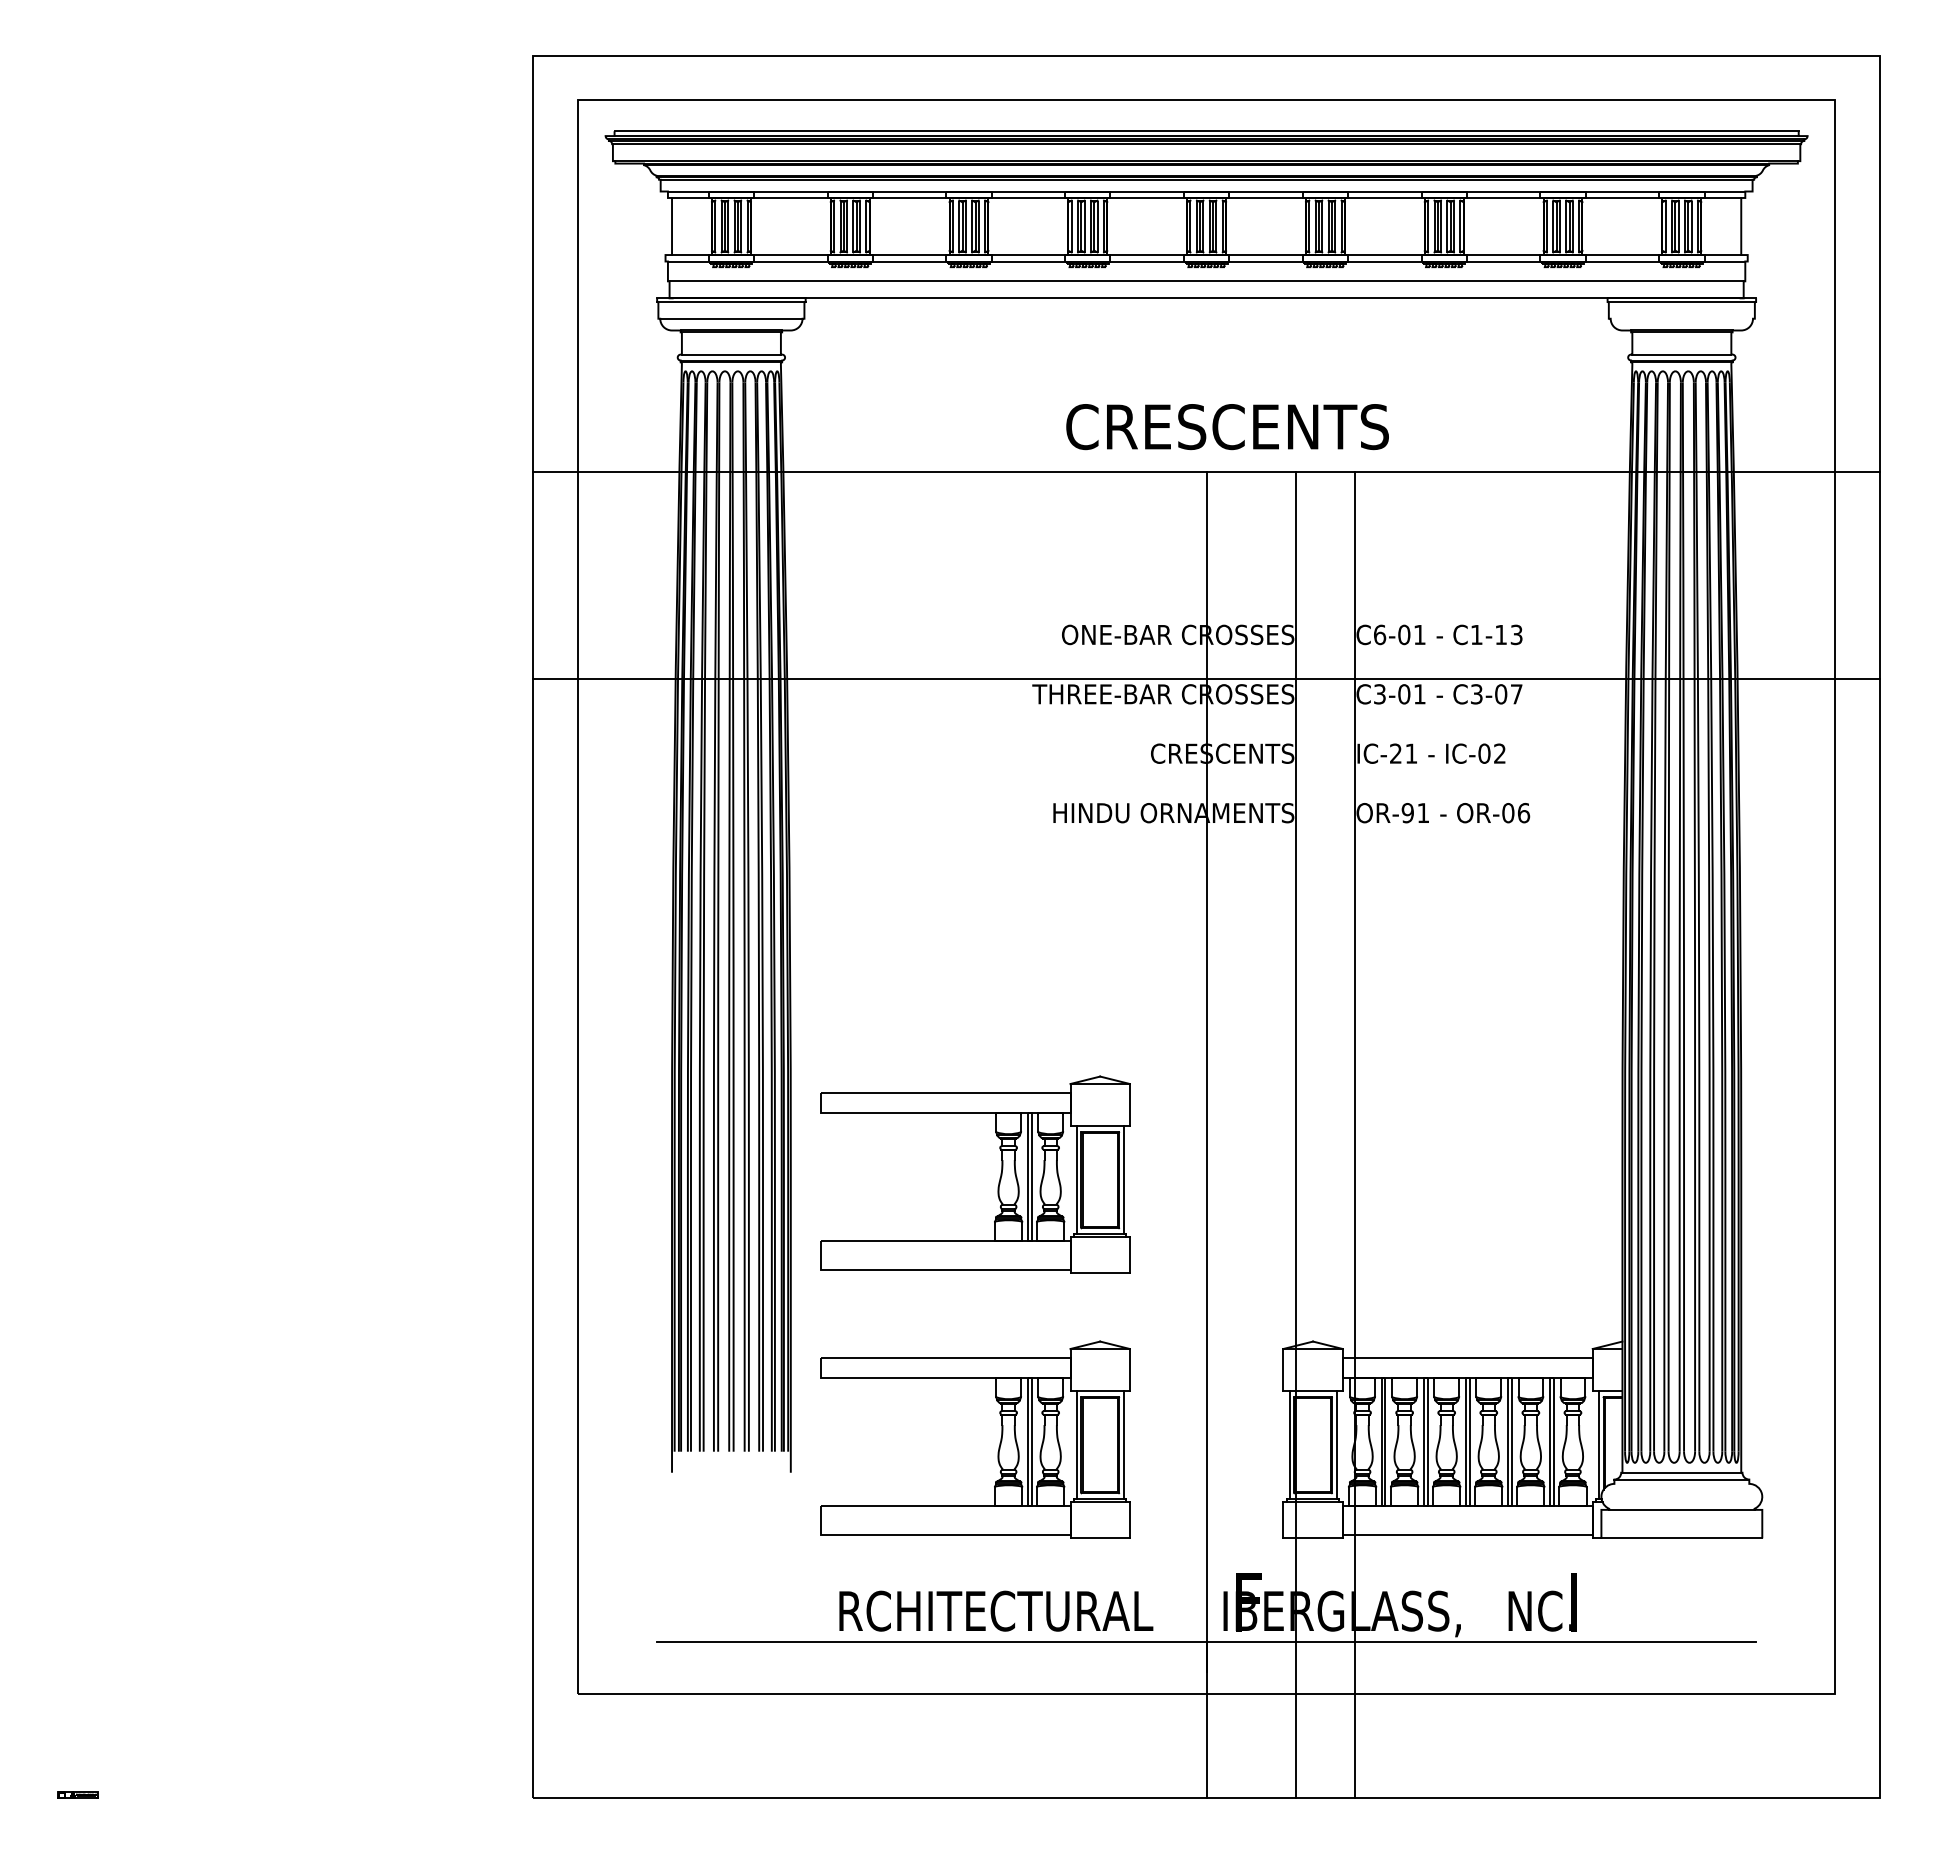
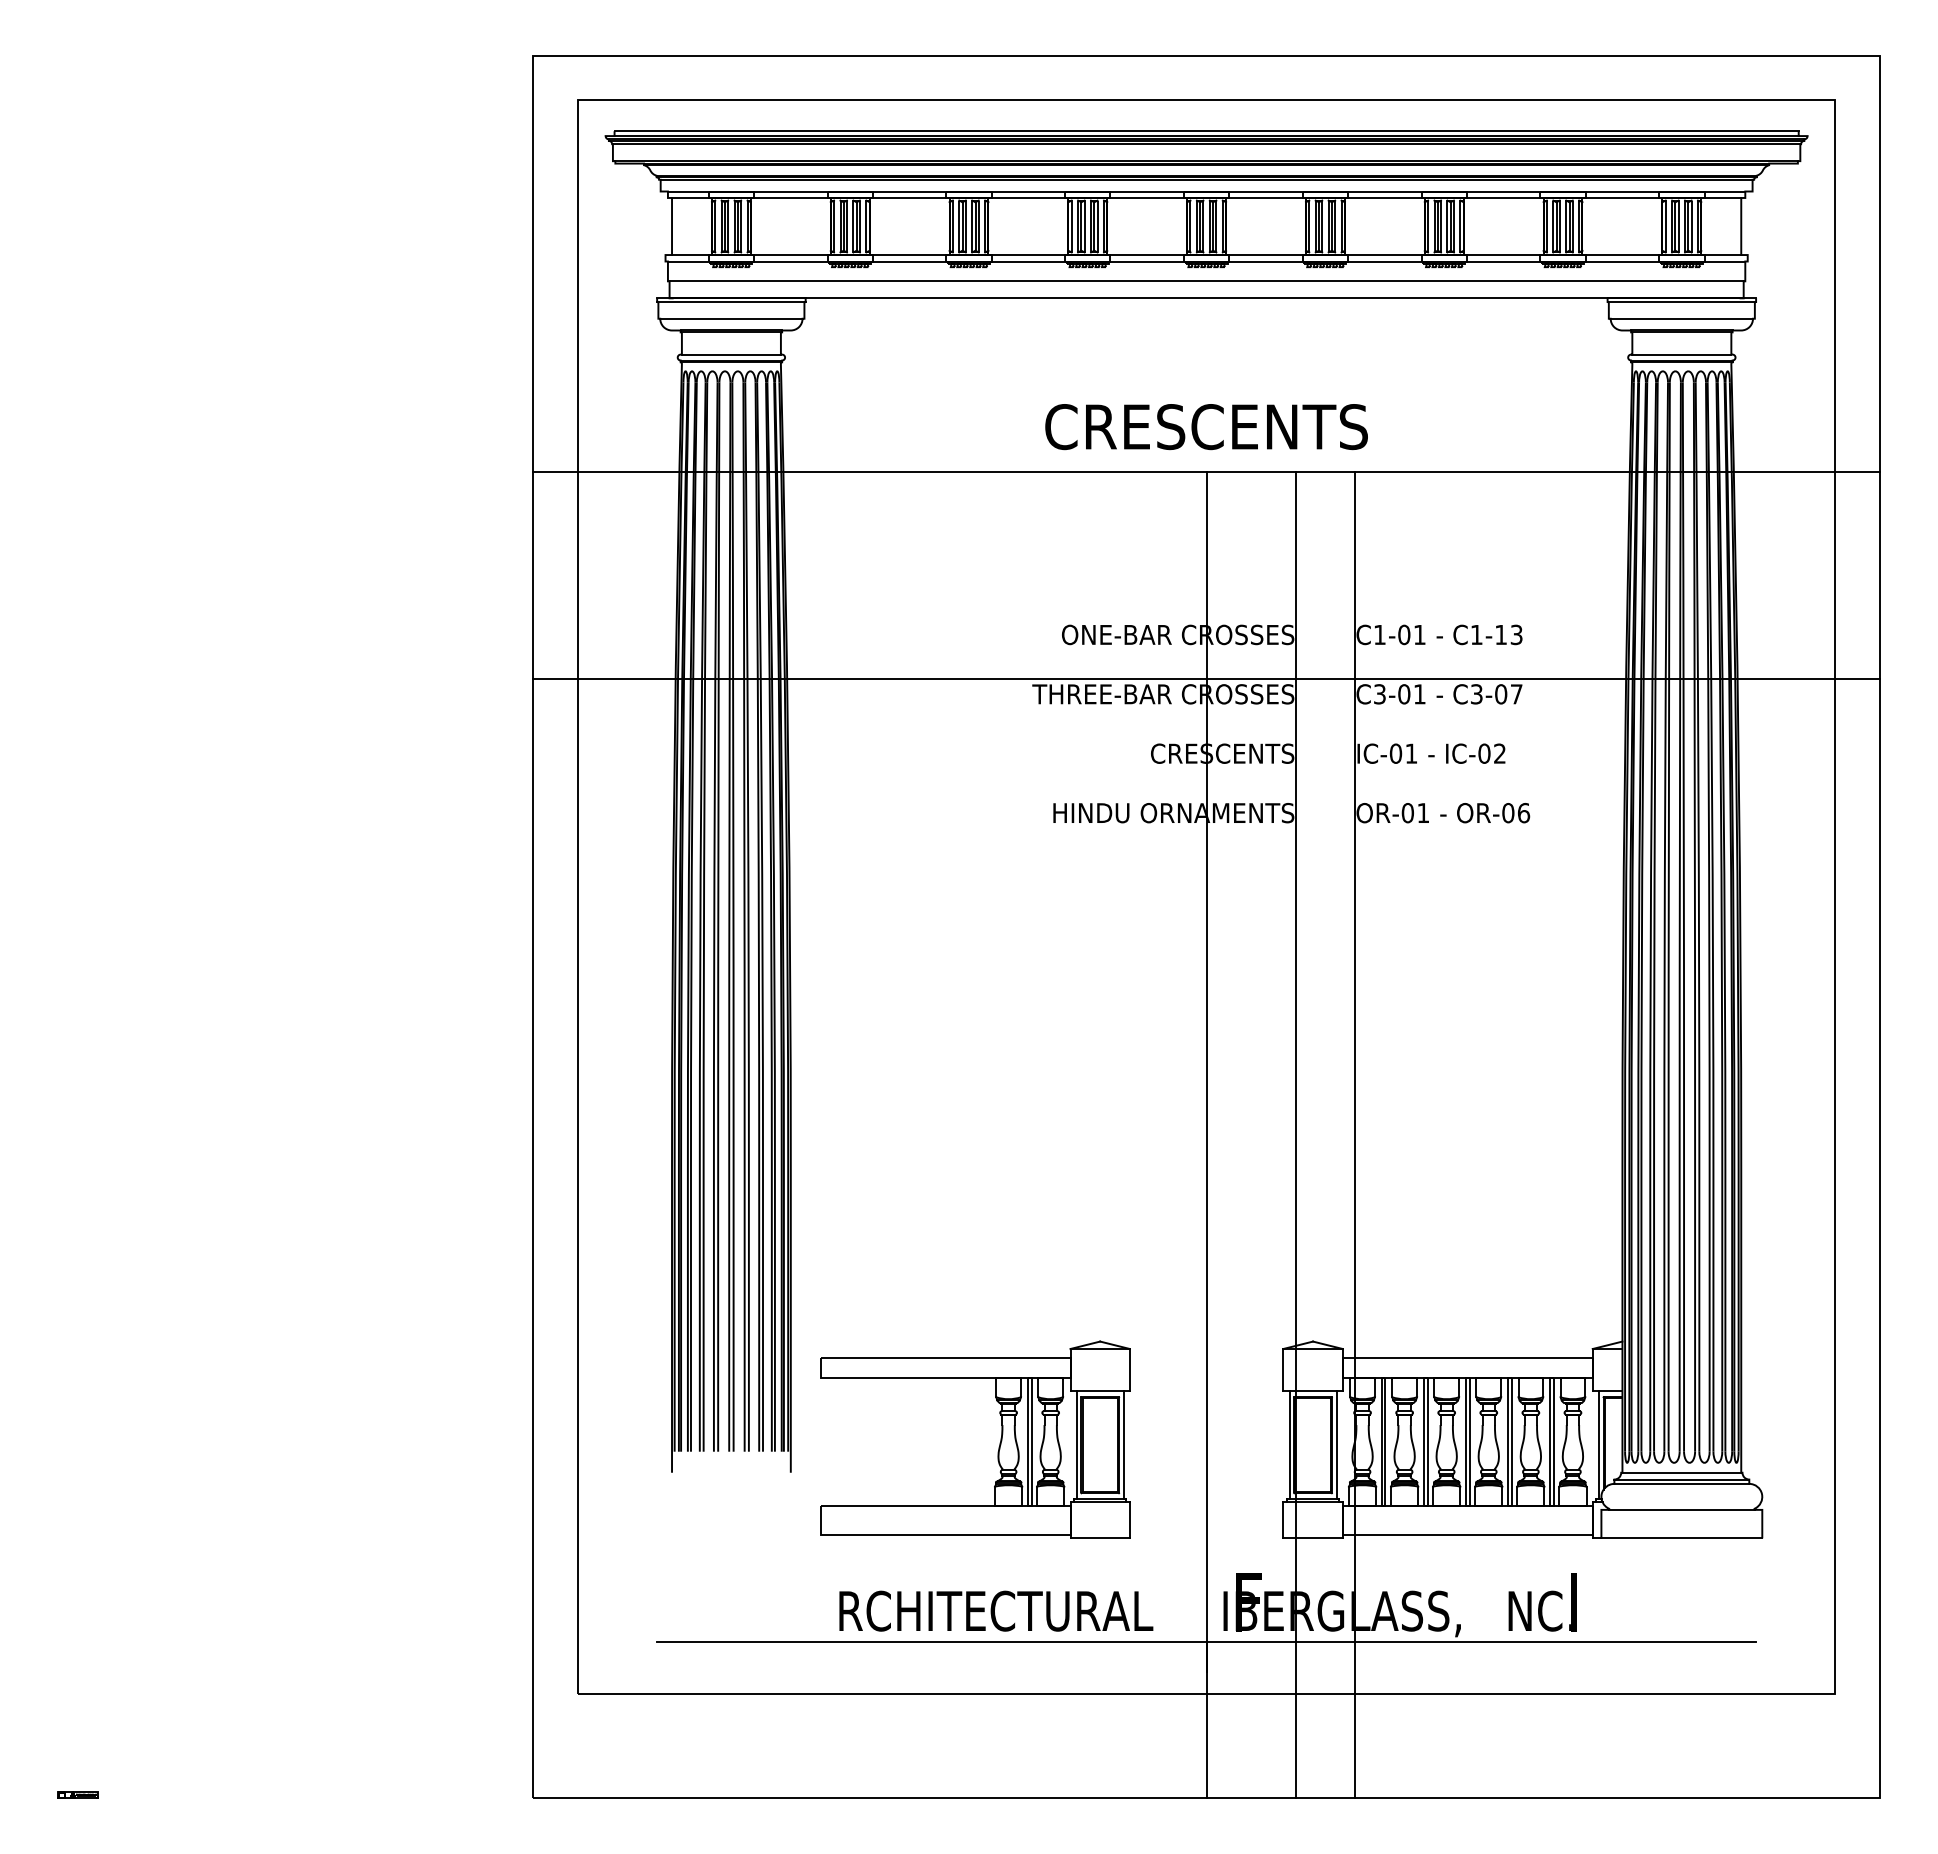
line: none -> present (1681, 318)
text position: (1227, 427) -> (1206, 427) (1206, 427)
text: C6-01 -> C1-01 (1380, 634)
text: IC-21 -> IC-01 (1395, 753)
text: OR-91 -> OR-01 (1407, 813)
part: present -> none (999, 1178)
line: none -> present (1681, 1483)
